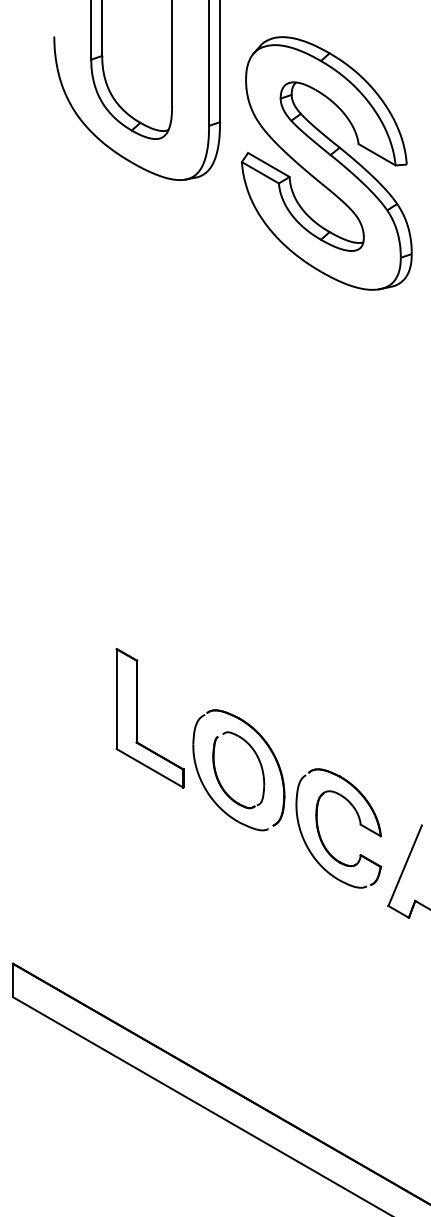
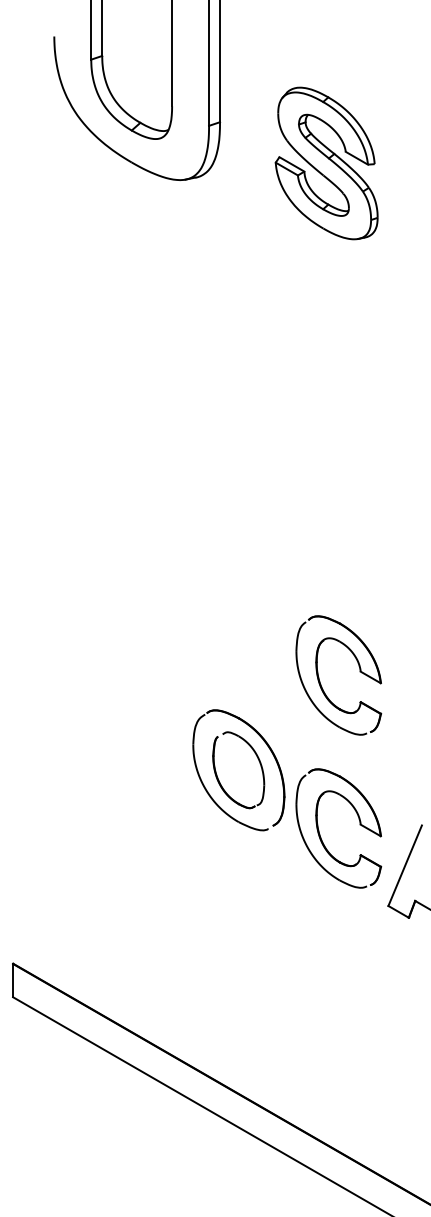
part size: 173x255 px -> 105x155 px (326, 163)
part: none -> present (320, 681)
part: present -> none (137, 718)
